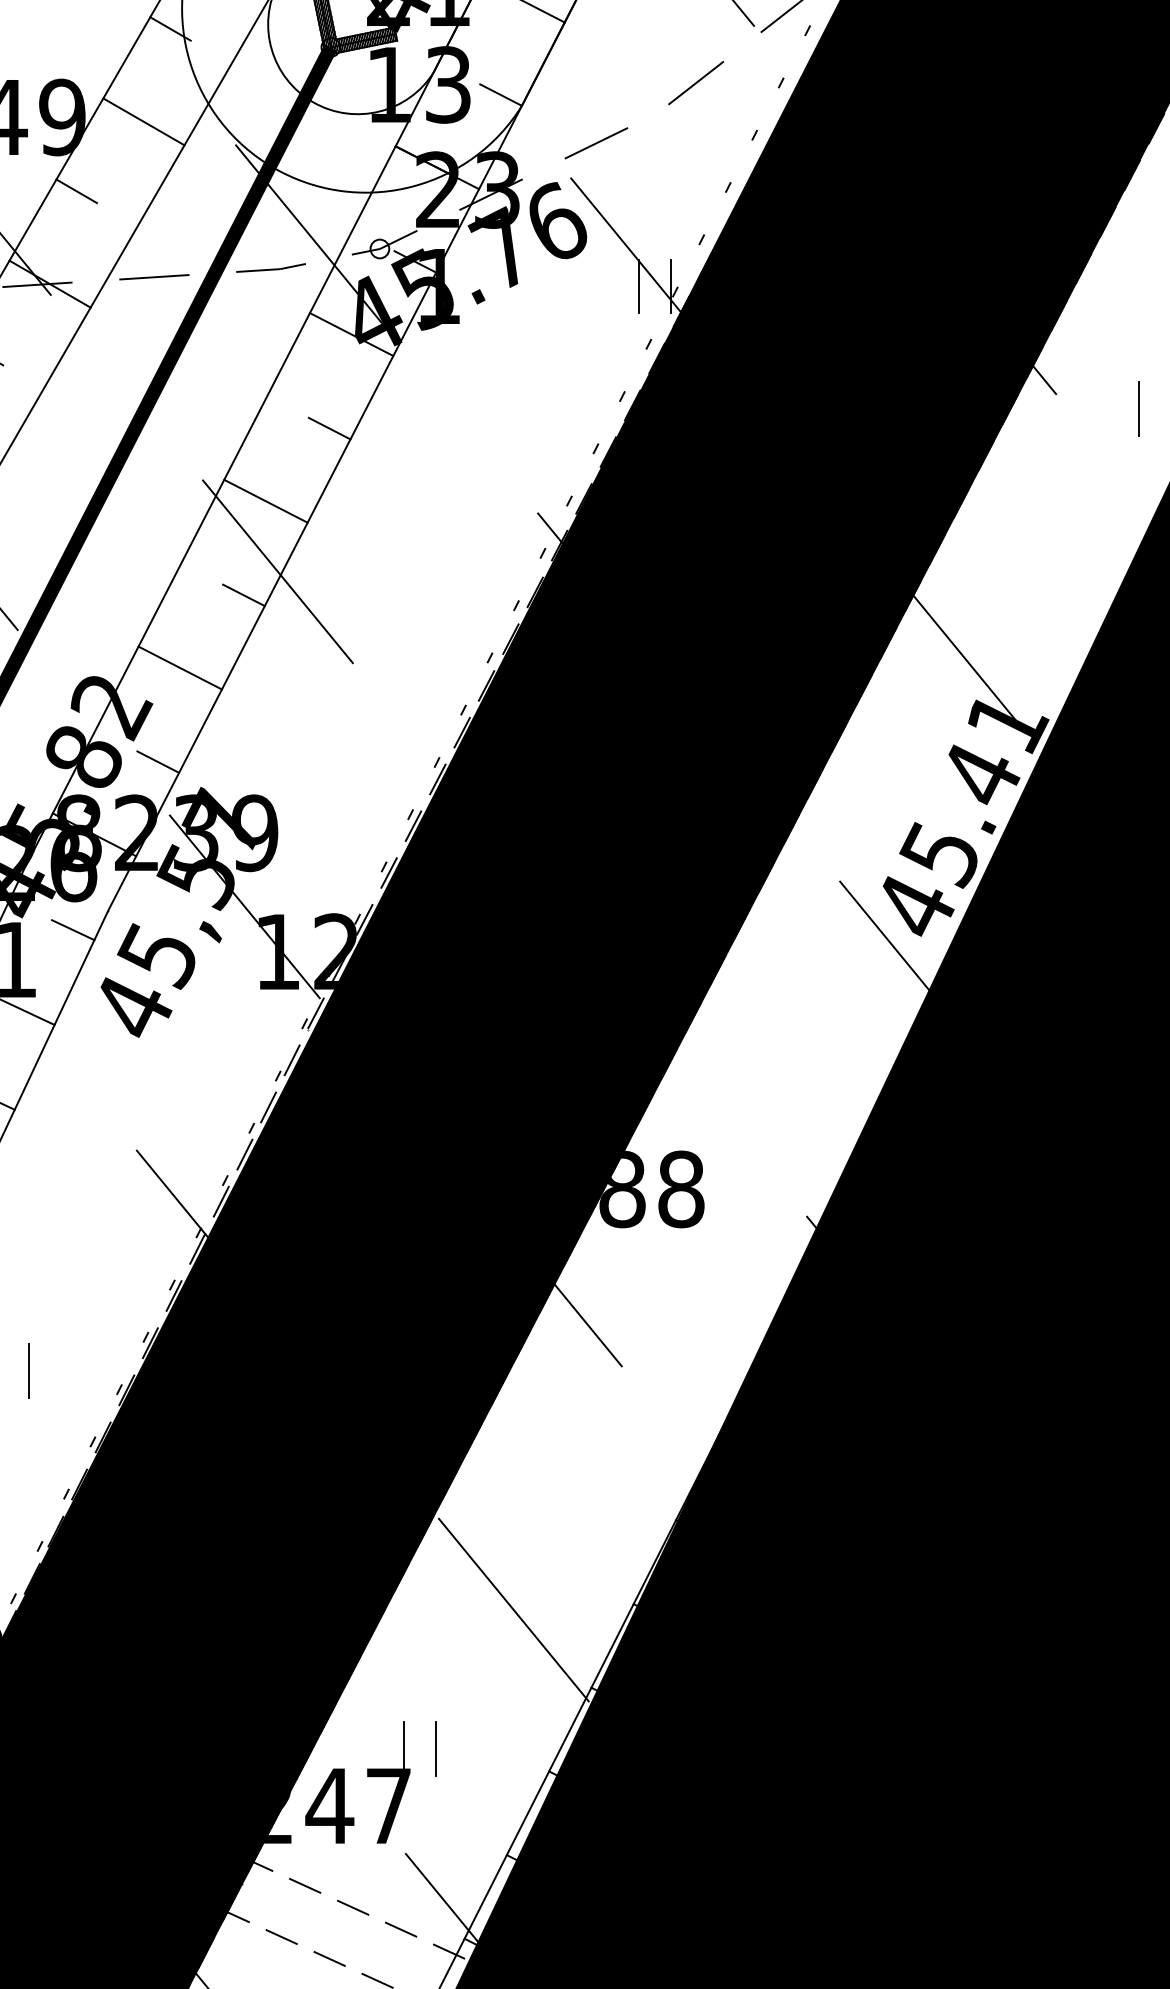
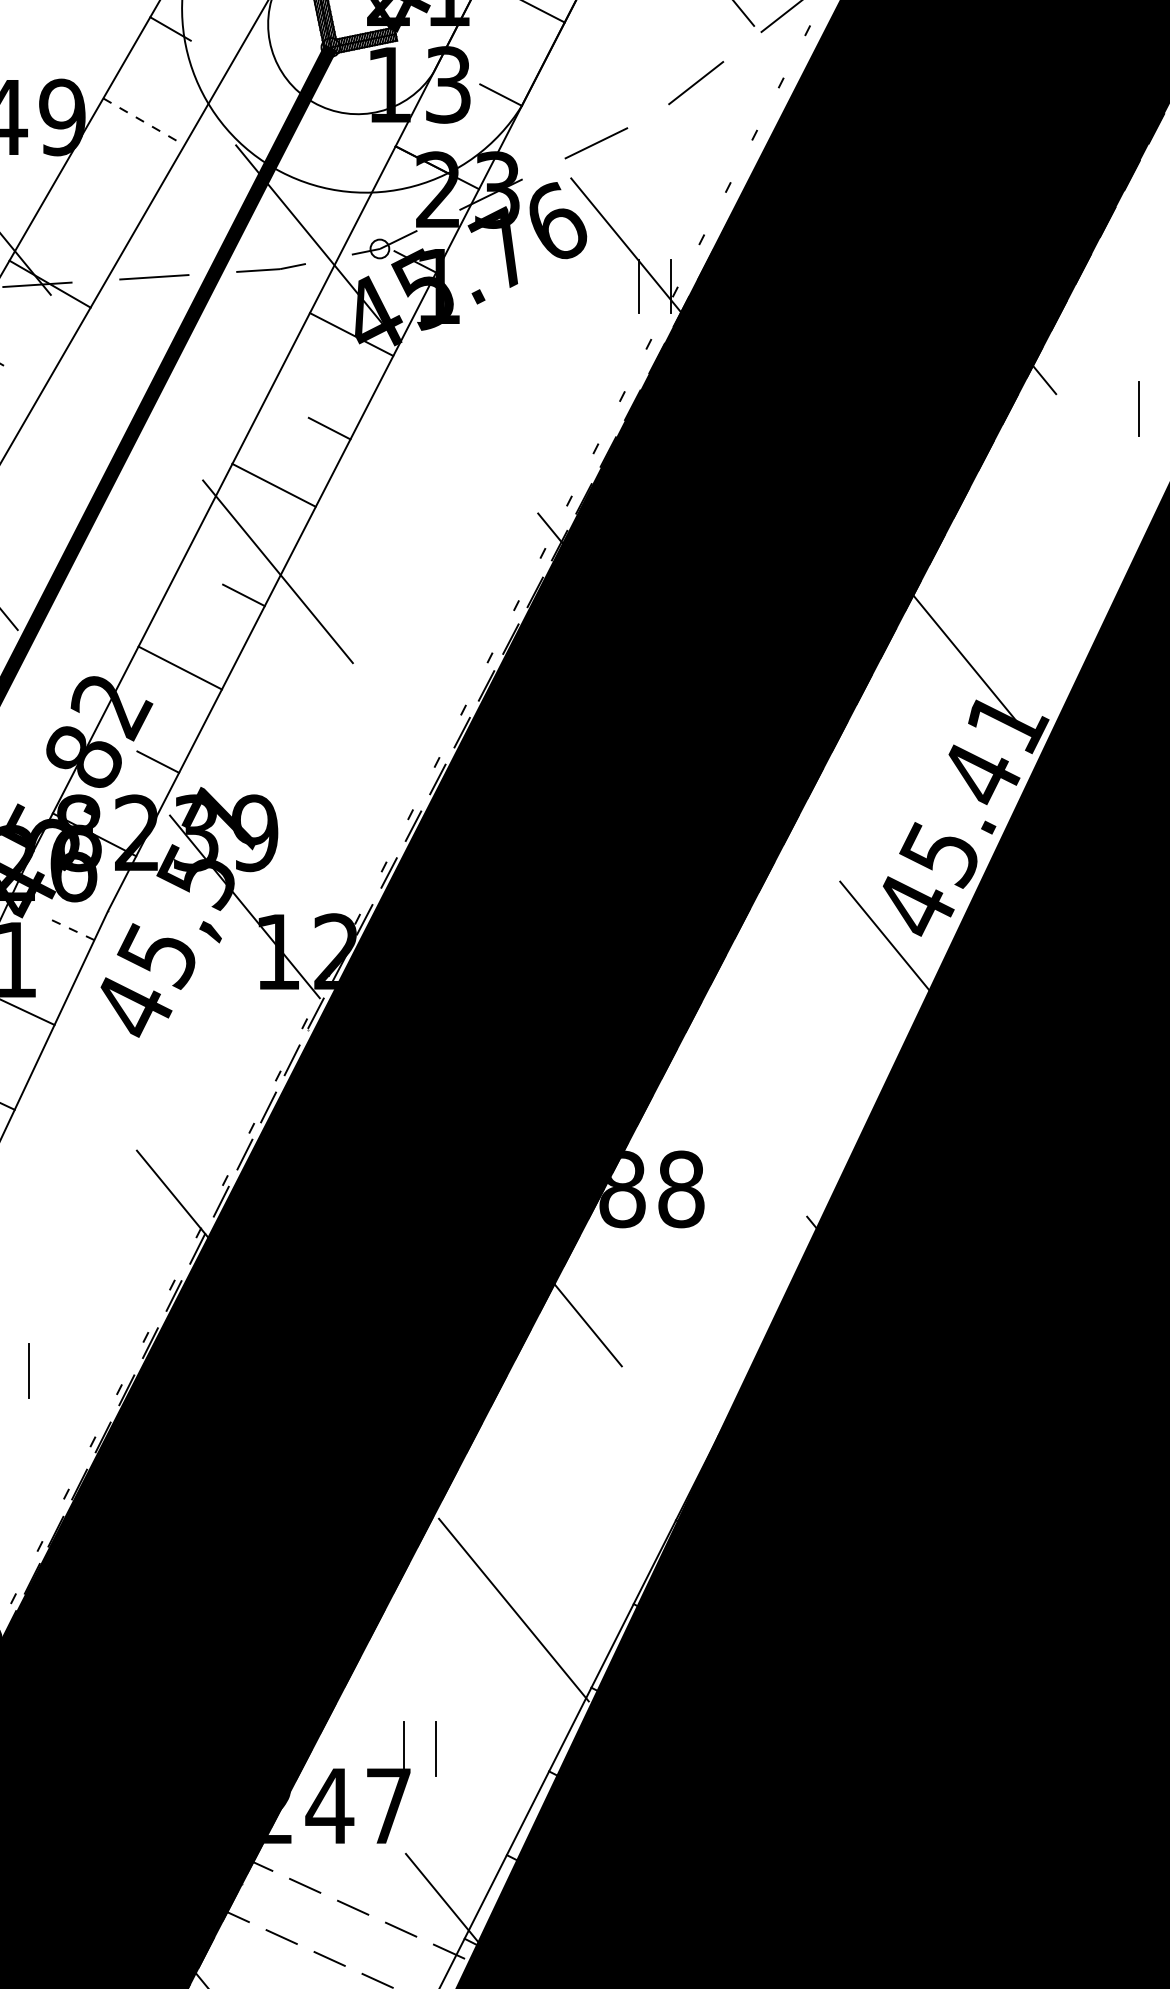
line: solid -> dashed (143, 121)
line: present -> none (76, 191)
line position: (265, 500) -> (273, 484) (273, 484)
line: solid -> dashed (72, 929)
